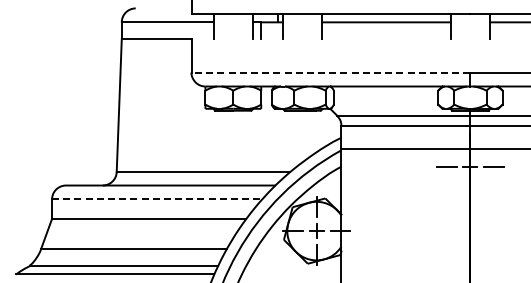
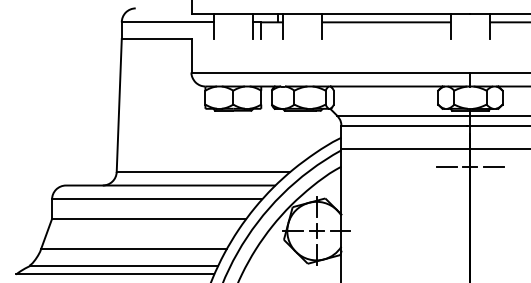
line: dashed -> solid (330, 72)
line: dashed -> solid (157, 199)
